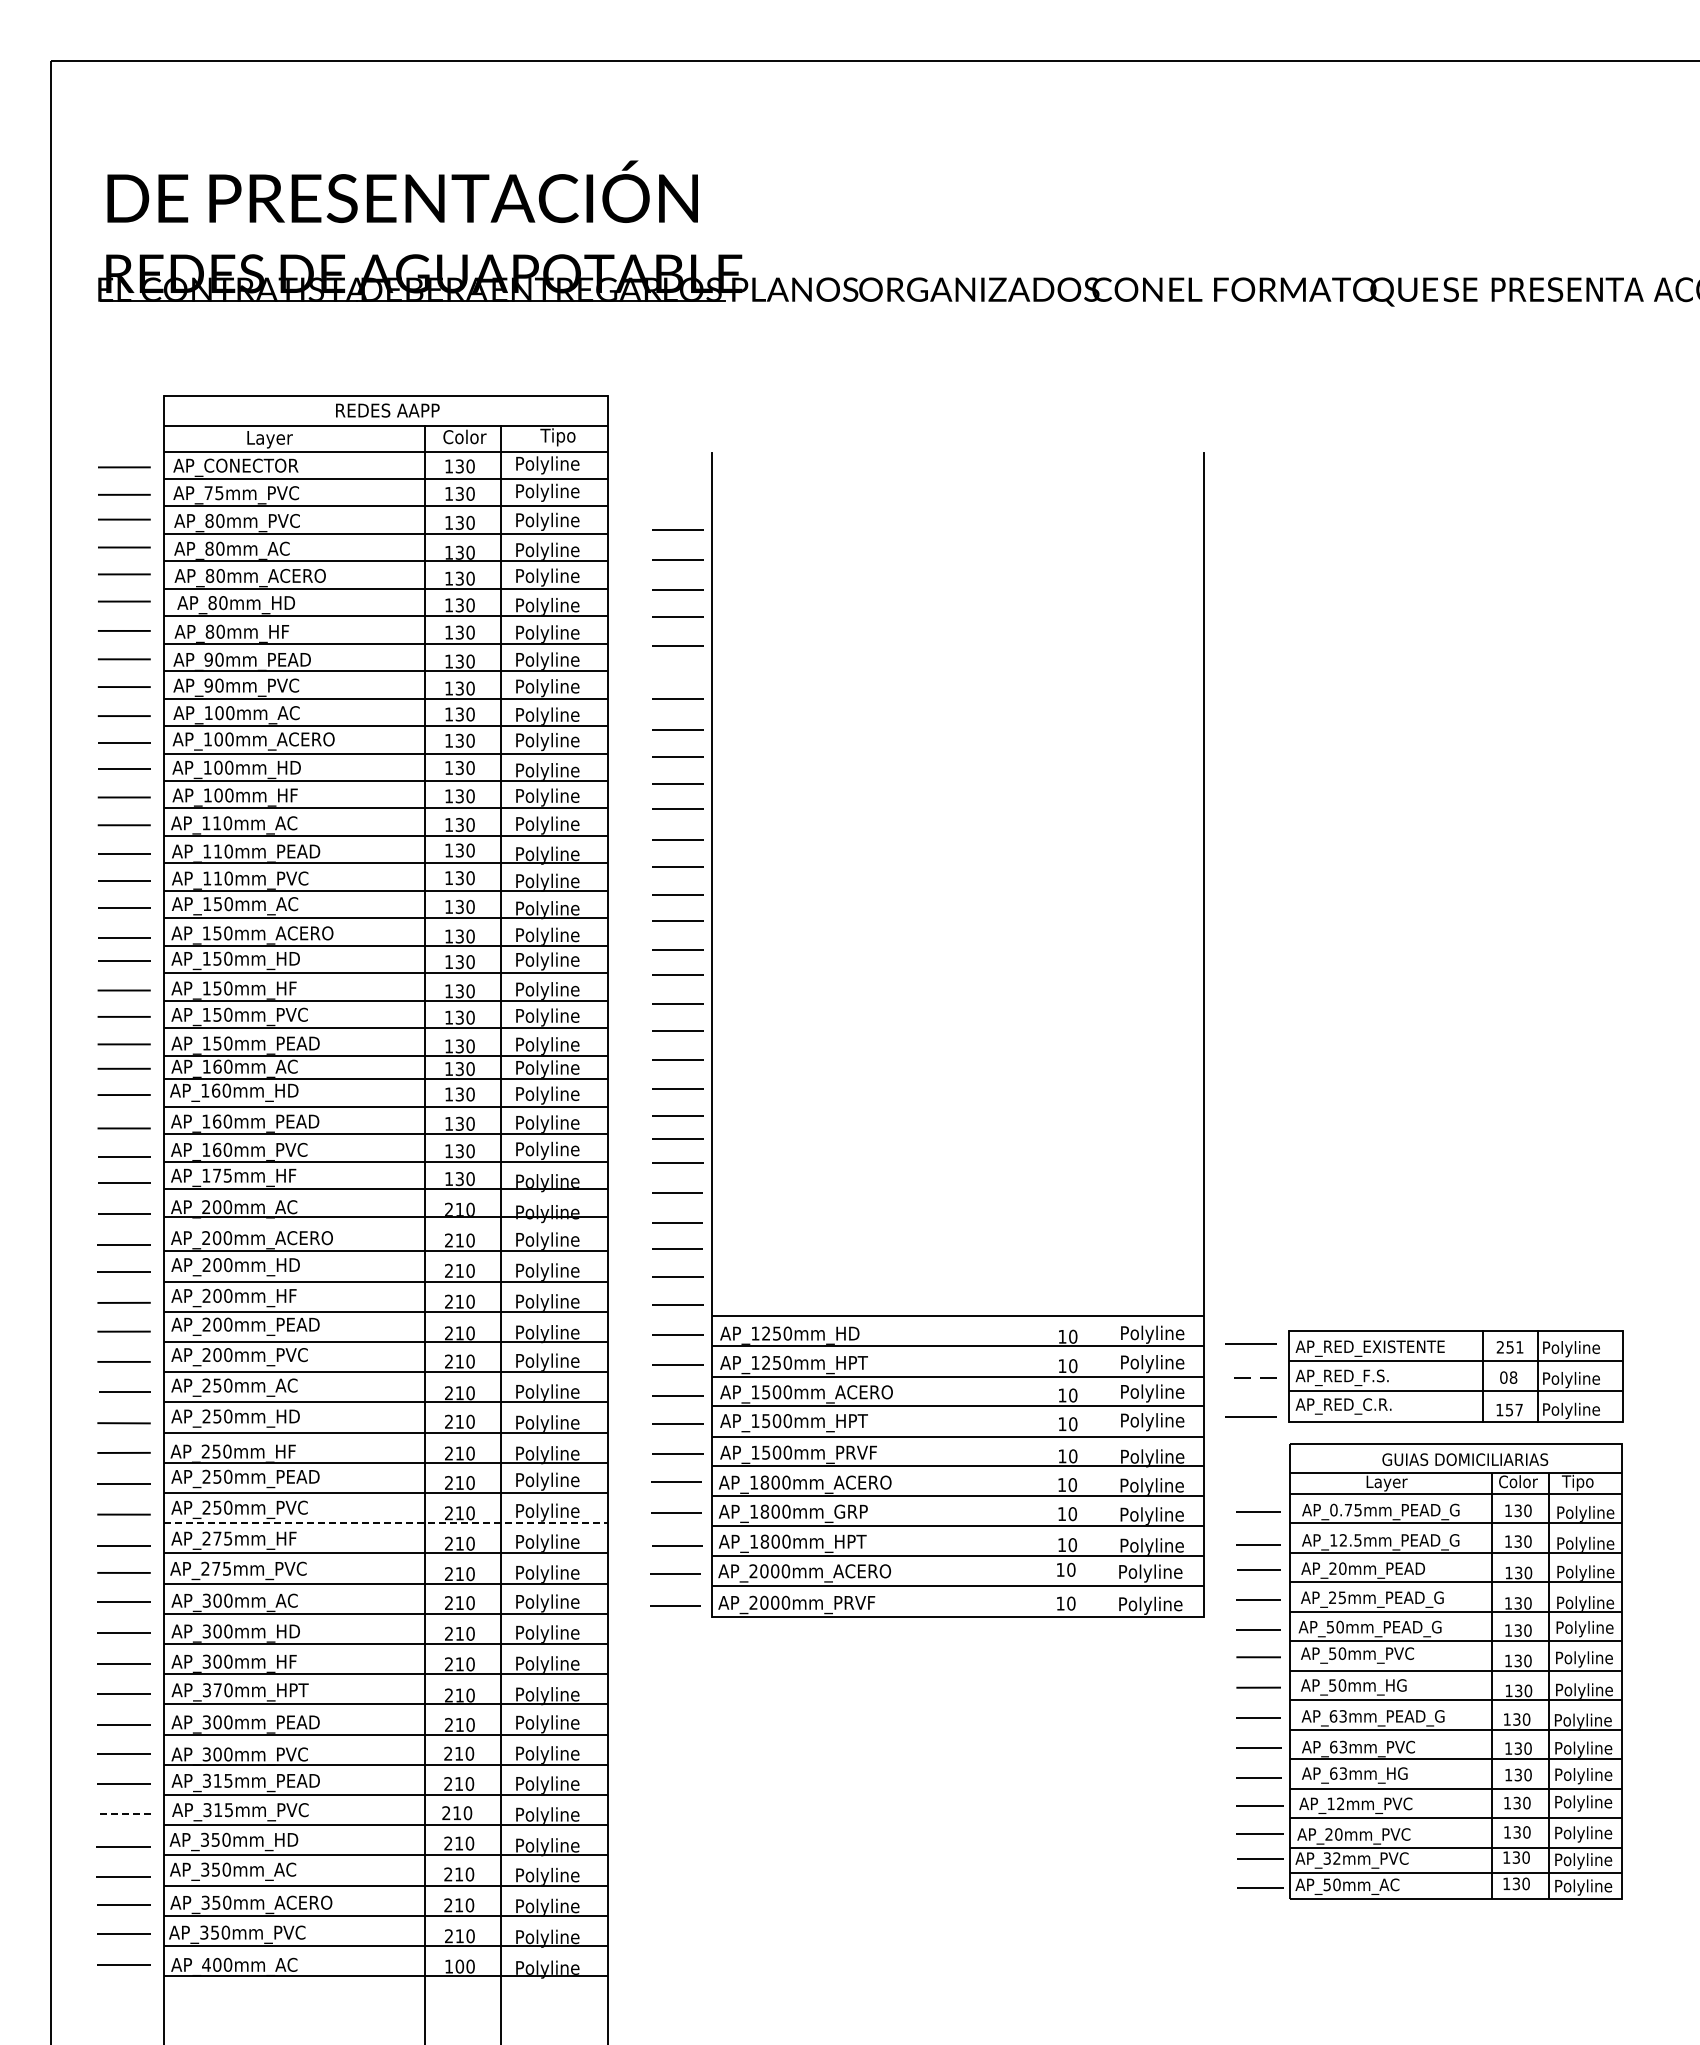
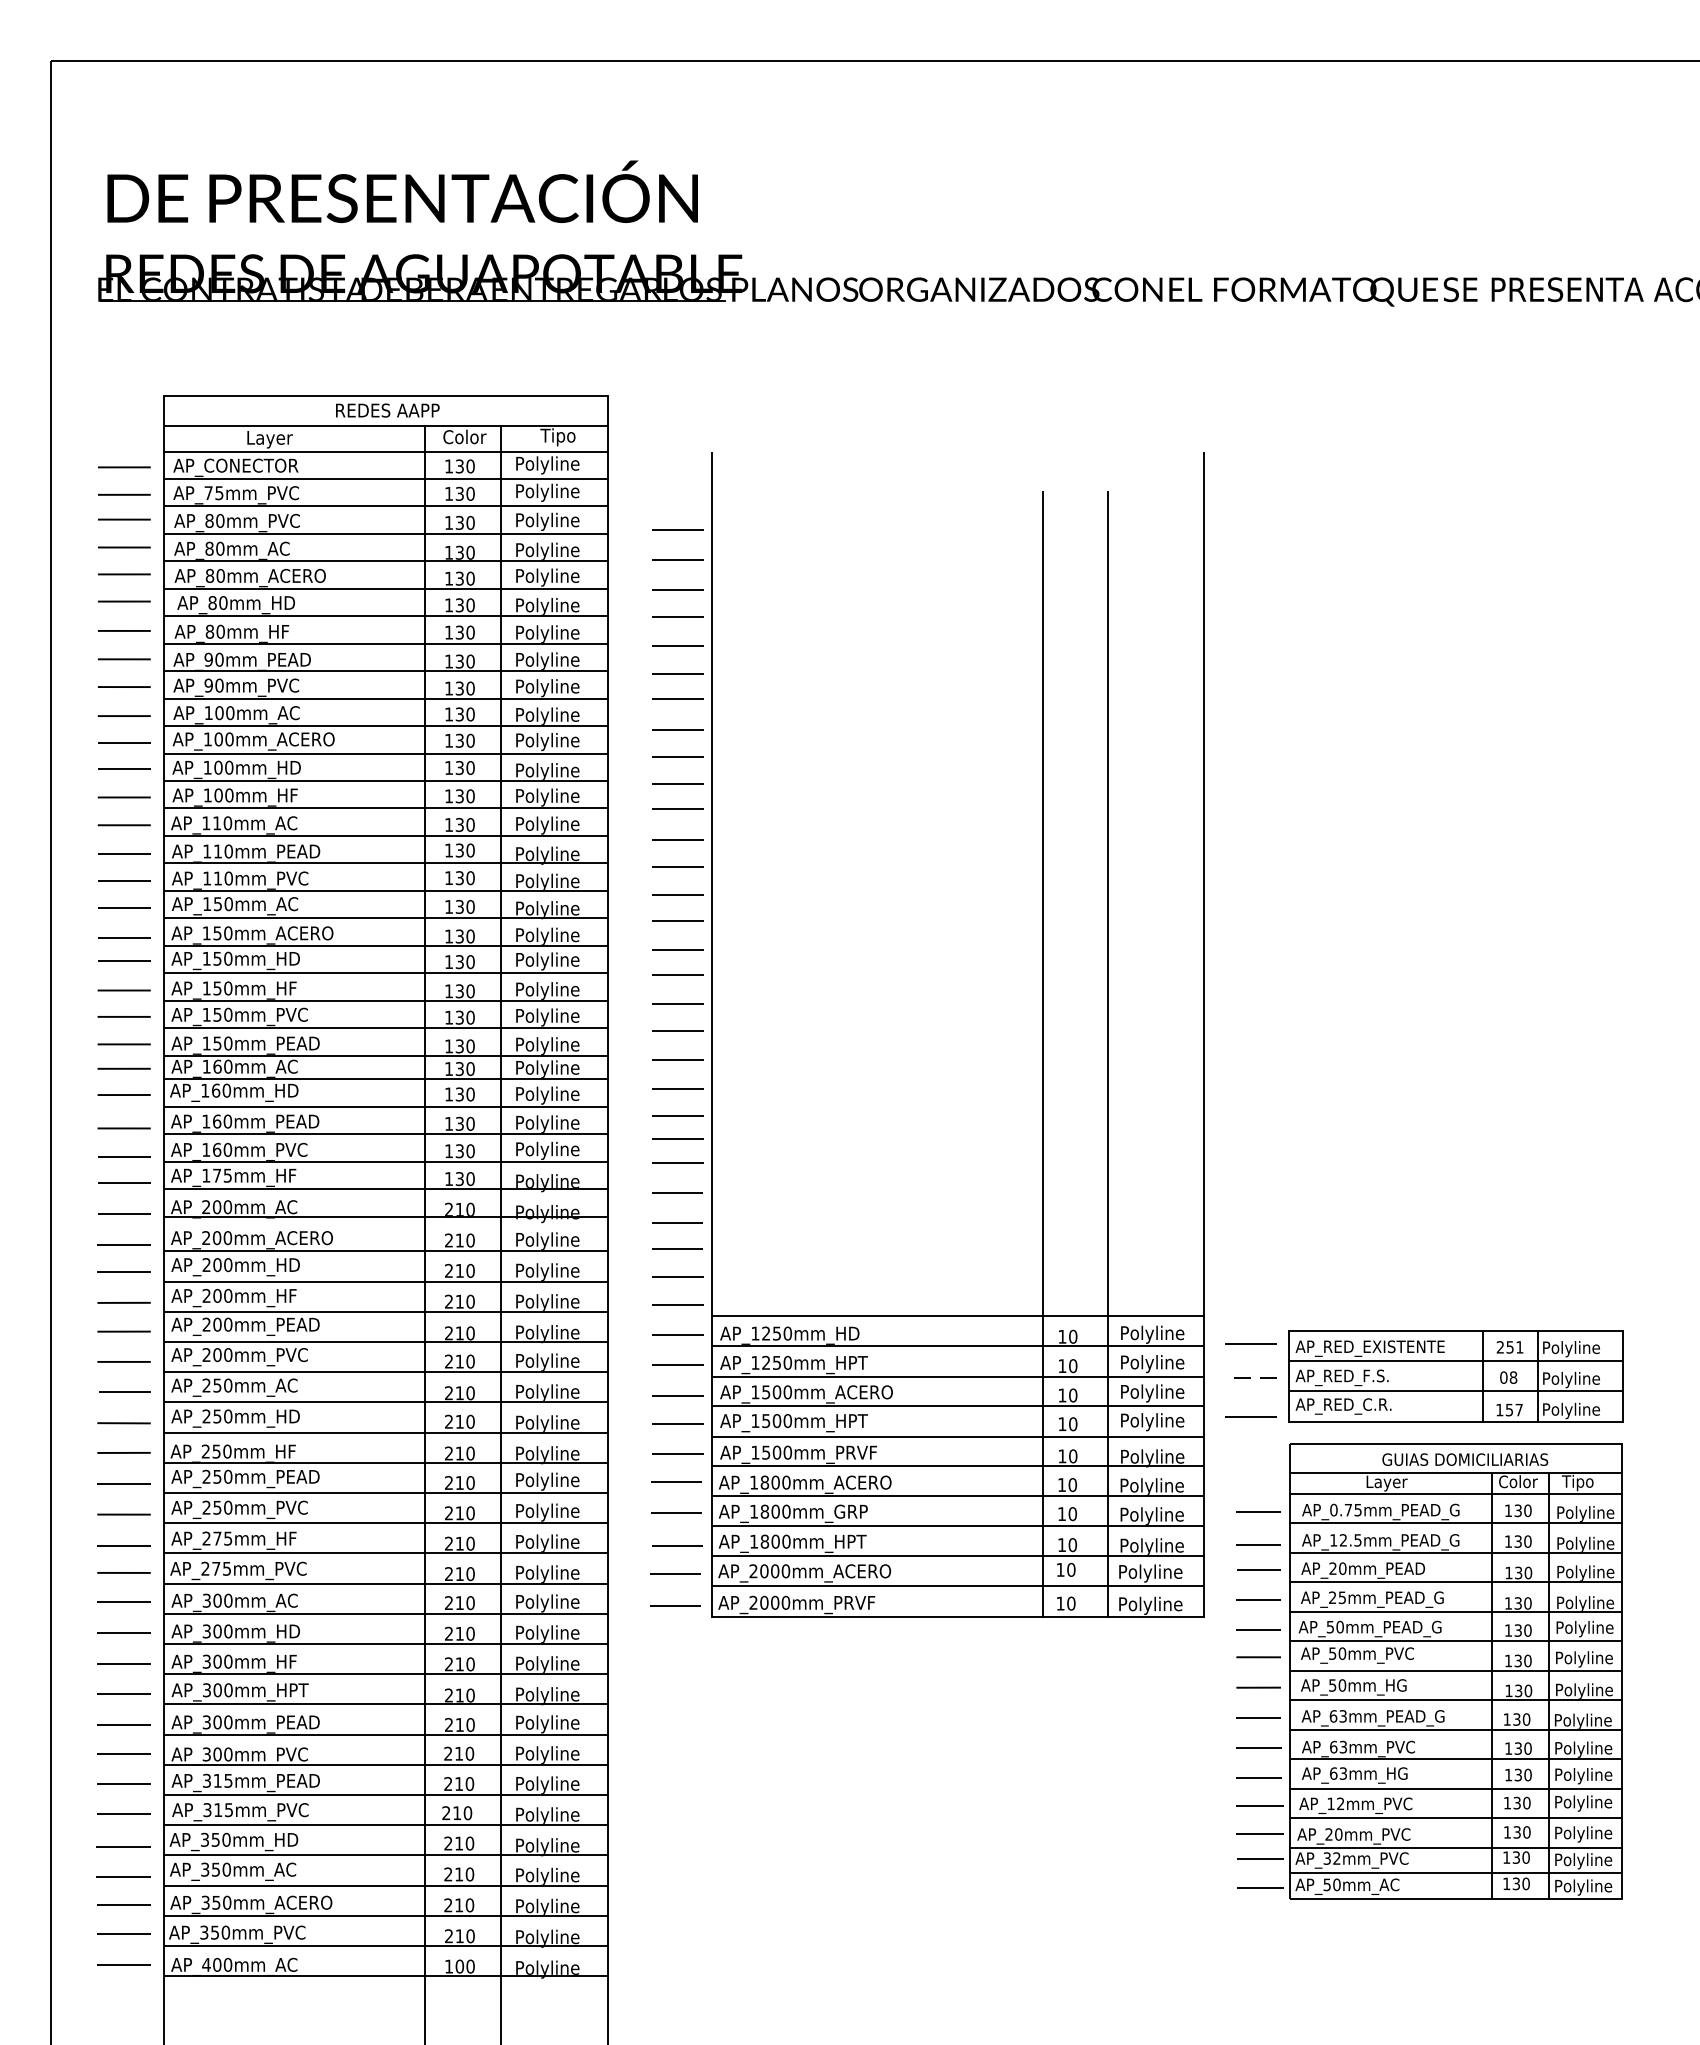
line: none -> present (677, 673)
line: none -> present (1042, 1054)
line: none -> present (1108, 1054)
line: dashed -> solid (386, 1523)
text: AP_370mm_HPT -> AP_300mm_HPT (217, 1690)
line: dashed -> solid (123, 1813)
